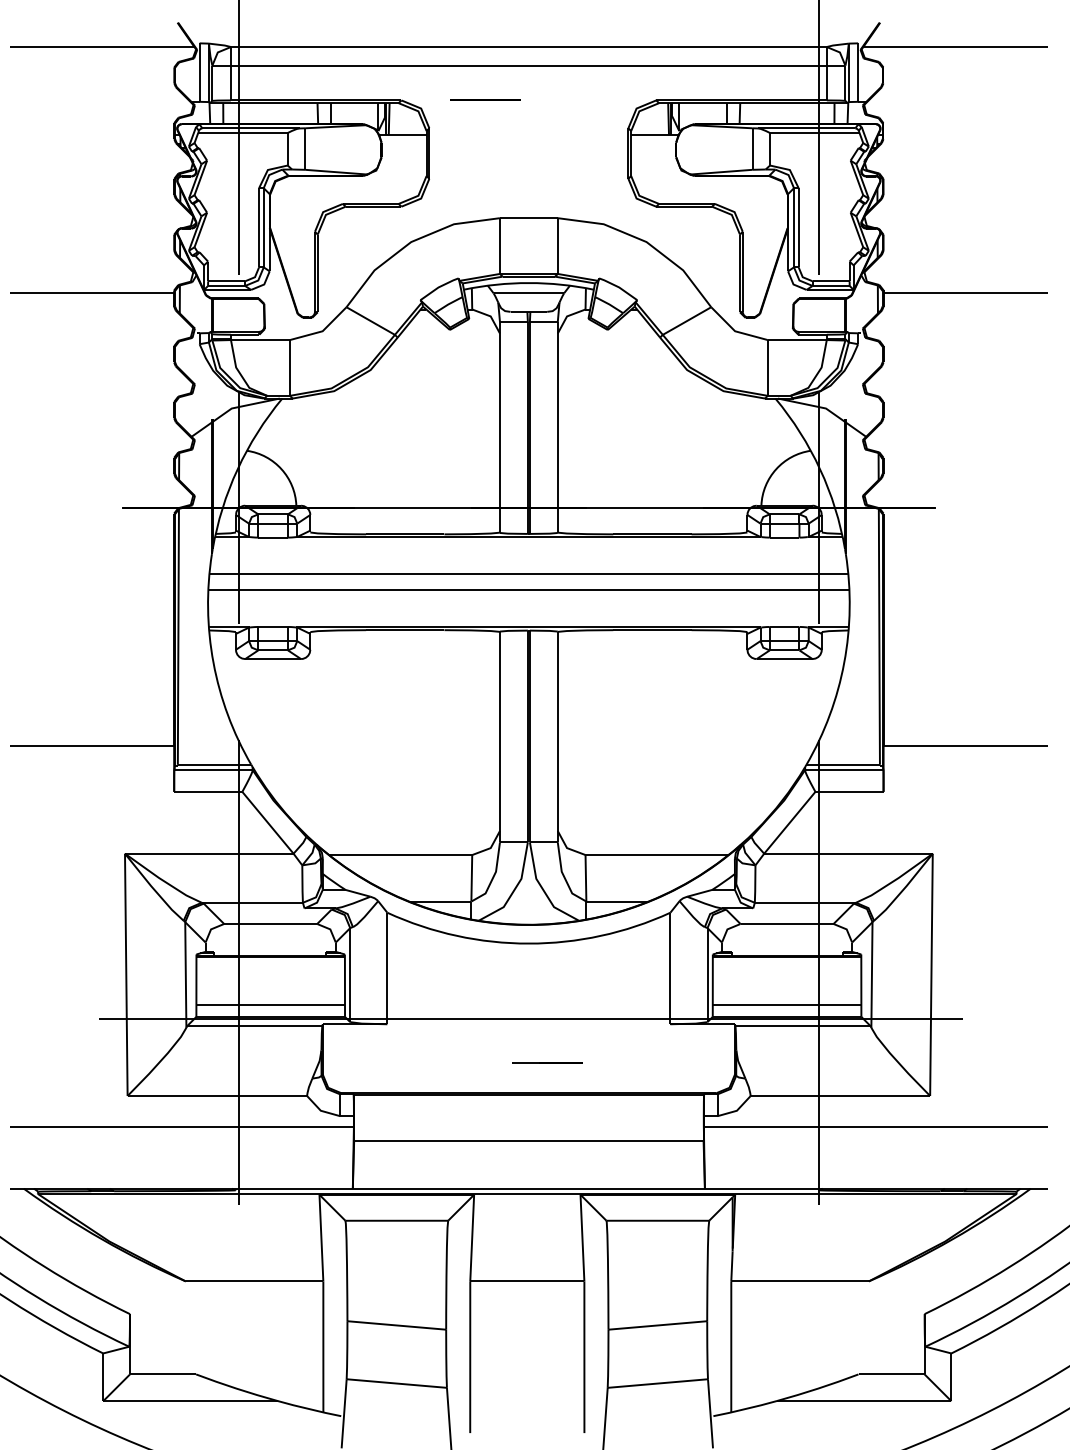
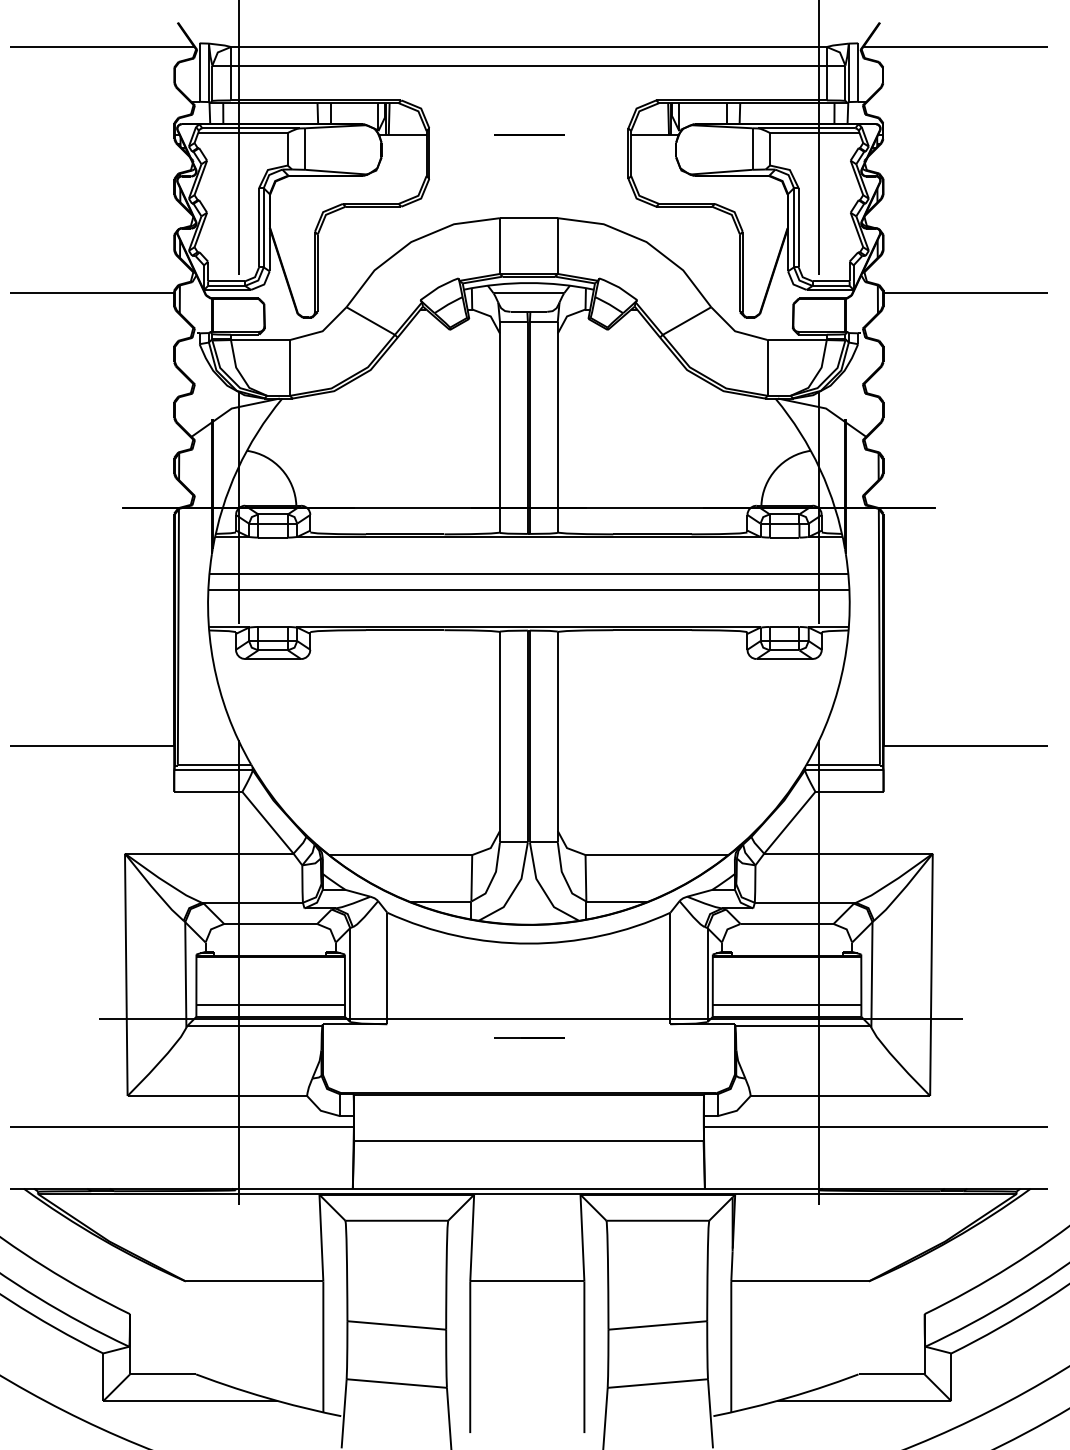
line position: (485, 99) -> (529, 134) (529, 134)
line position: (547, 1062) -> (529, 1037) (529, 1037)
